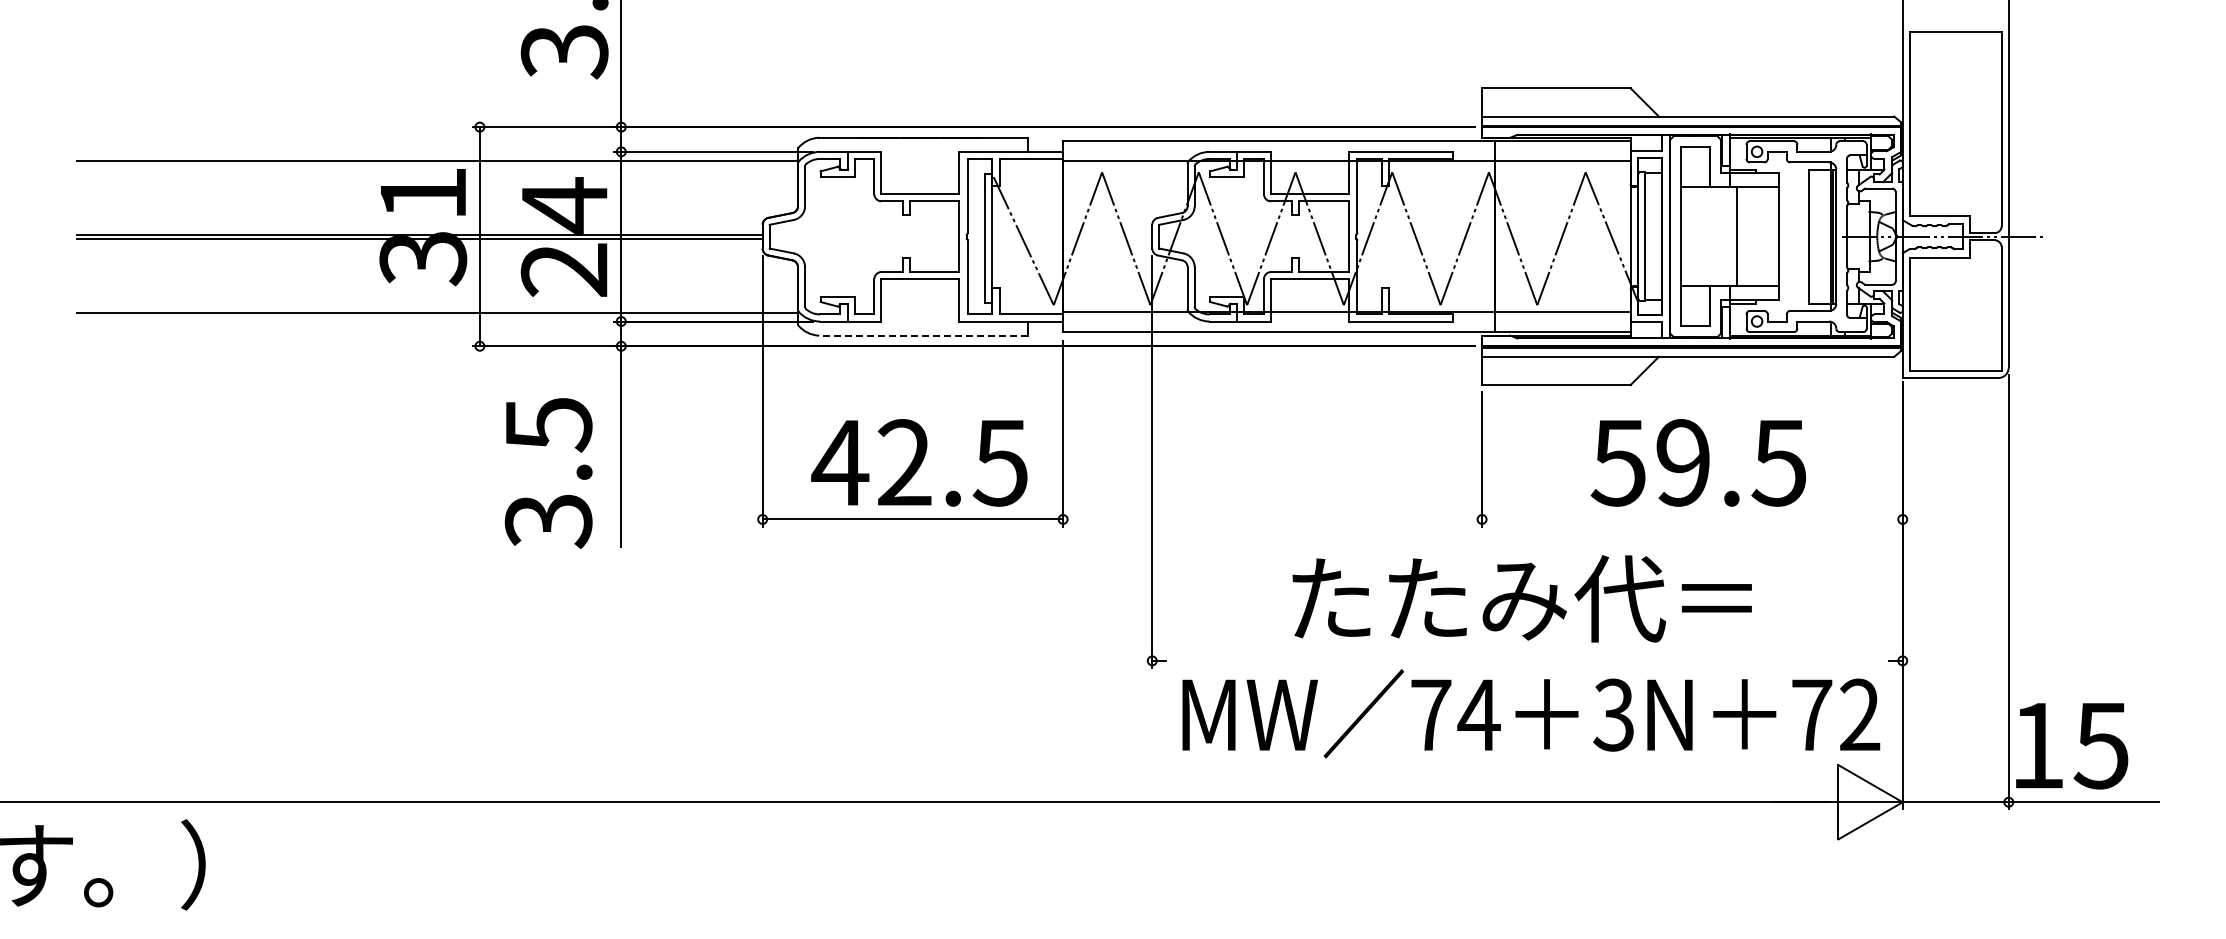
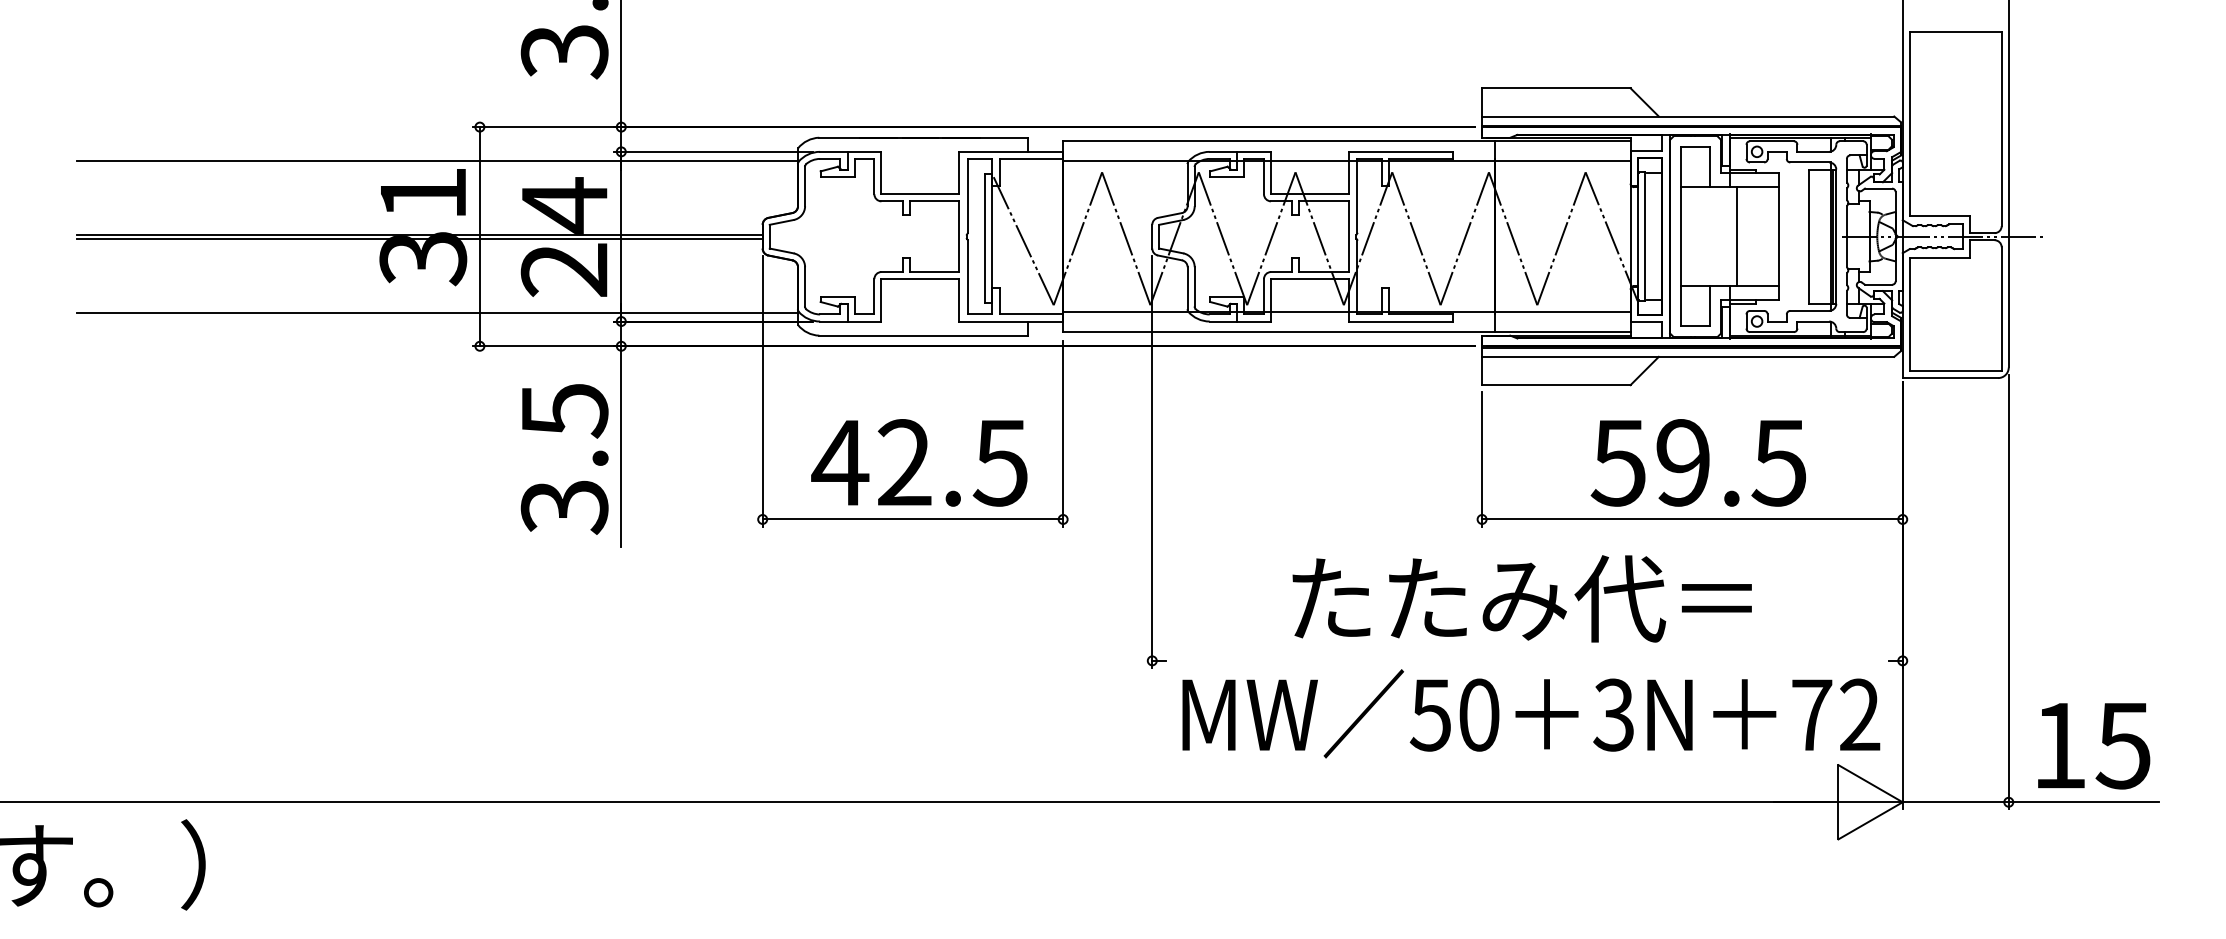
line: dashed -> solid (923, 335)
text position: (548, 473) -> (564, 459) (564, 459)
line: none -> present (1692, 519)
text: 74 -> 50 (1454, 714)
text position: (2072, 746) -> (2094, 746) (2094, 746)
